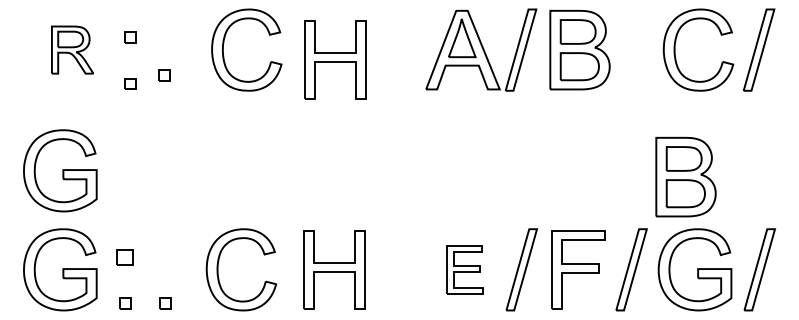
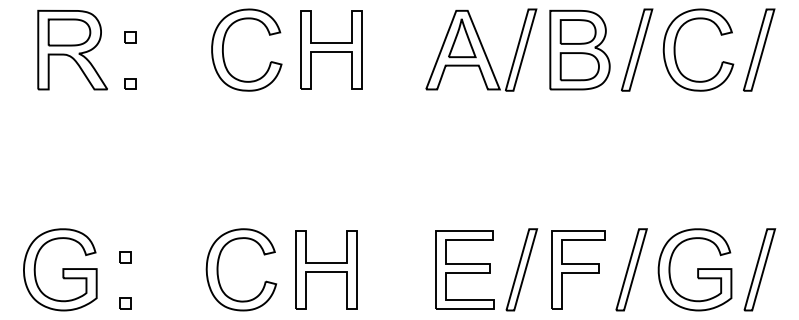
part size: 43x50 px -> 71x82 px (72, 49)
part: none -> present (637, 49)
part position: (335, 59) -> (331, 49) (331, 49)
part: present -> none (164, 75)
part: present -> none (60, 170)
part: present -> none (685, 176)
part size: 18x17 px -> 13x13 px (125, 257)
part position: (334, 269) -> (326, 269) (326, 269)
part size: 38x50 px -> 60x80 px (464, 269)
part: present -> none (165, 303)
